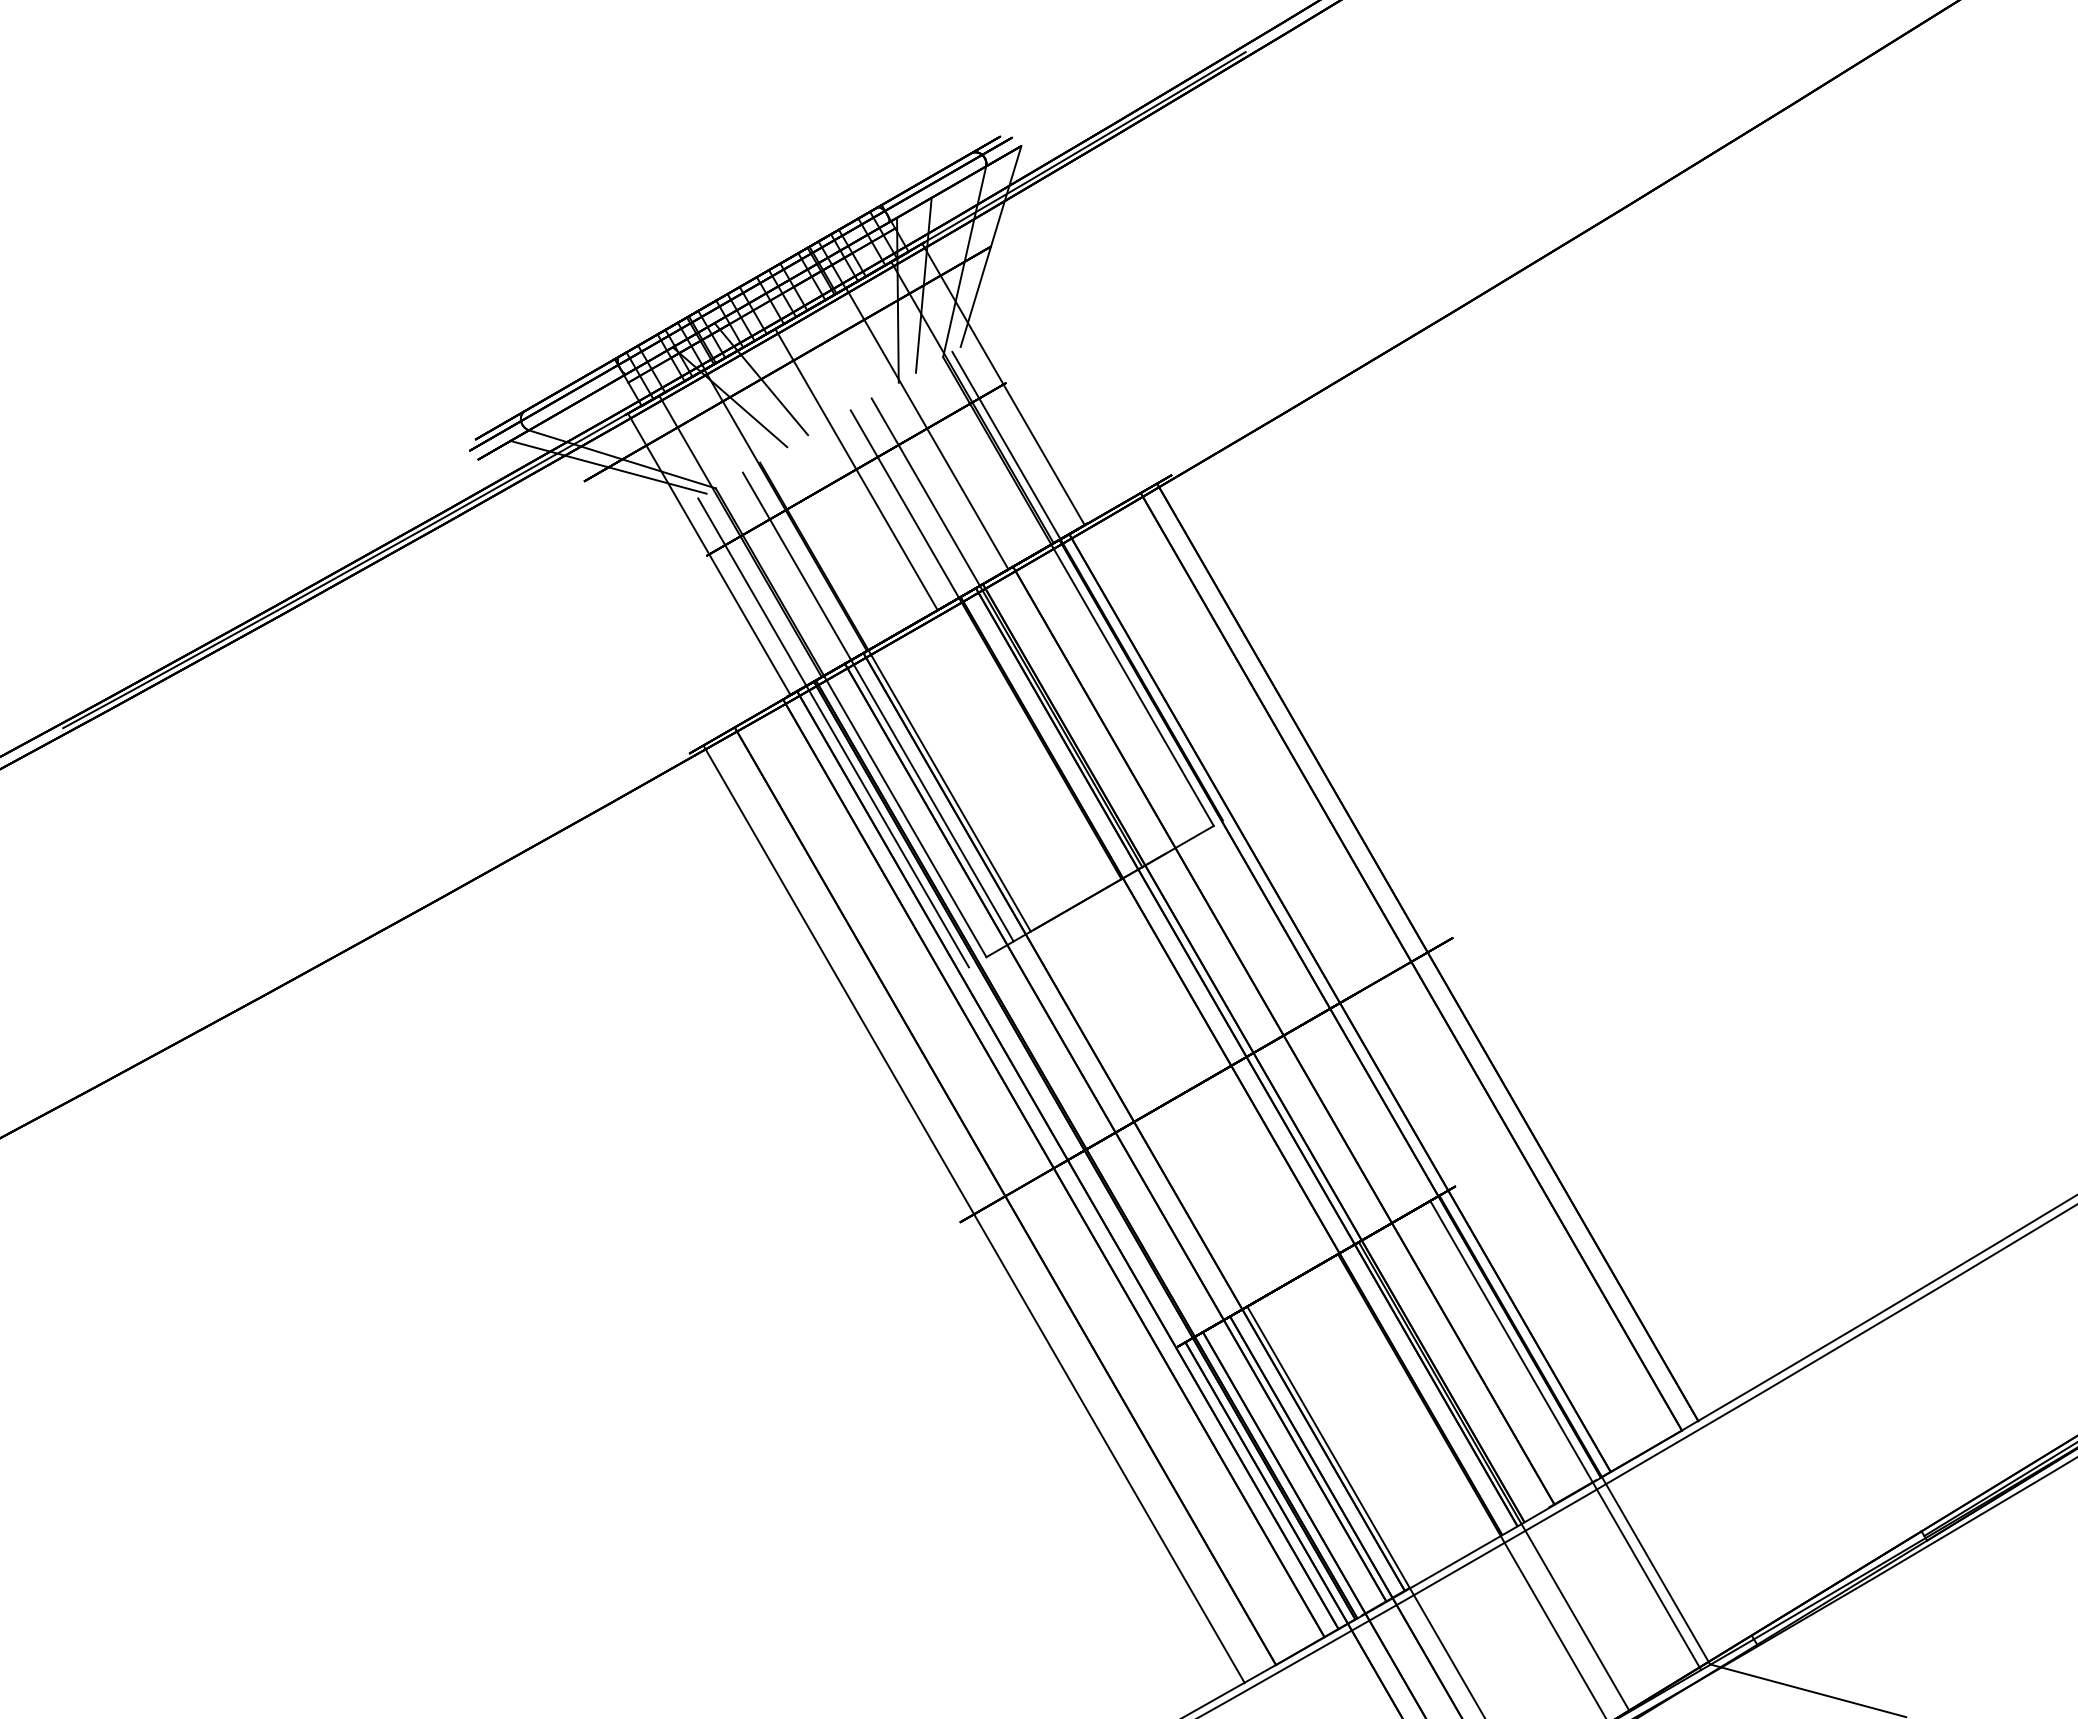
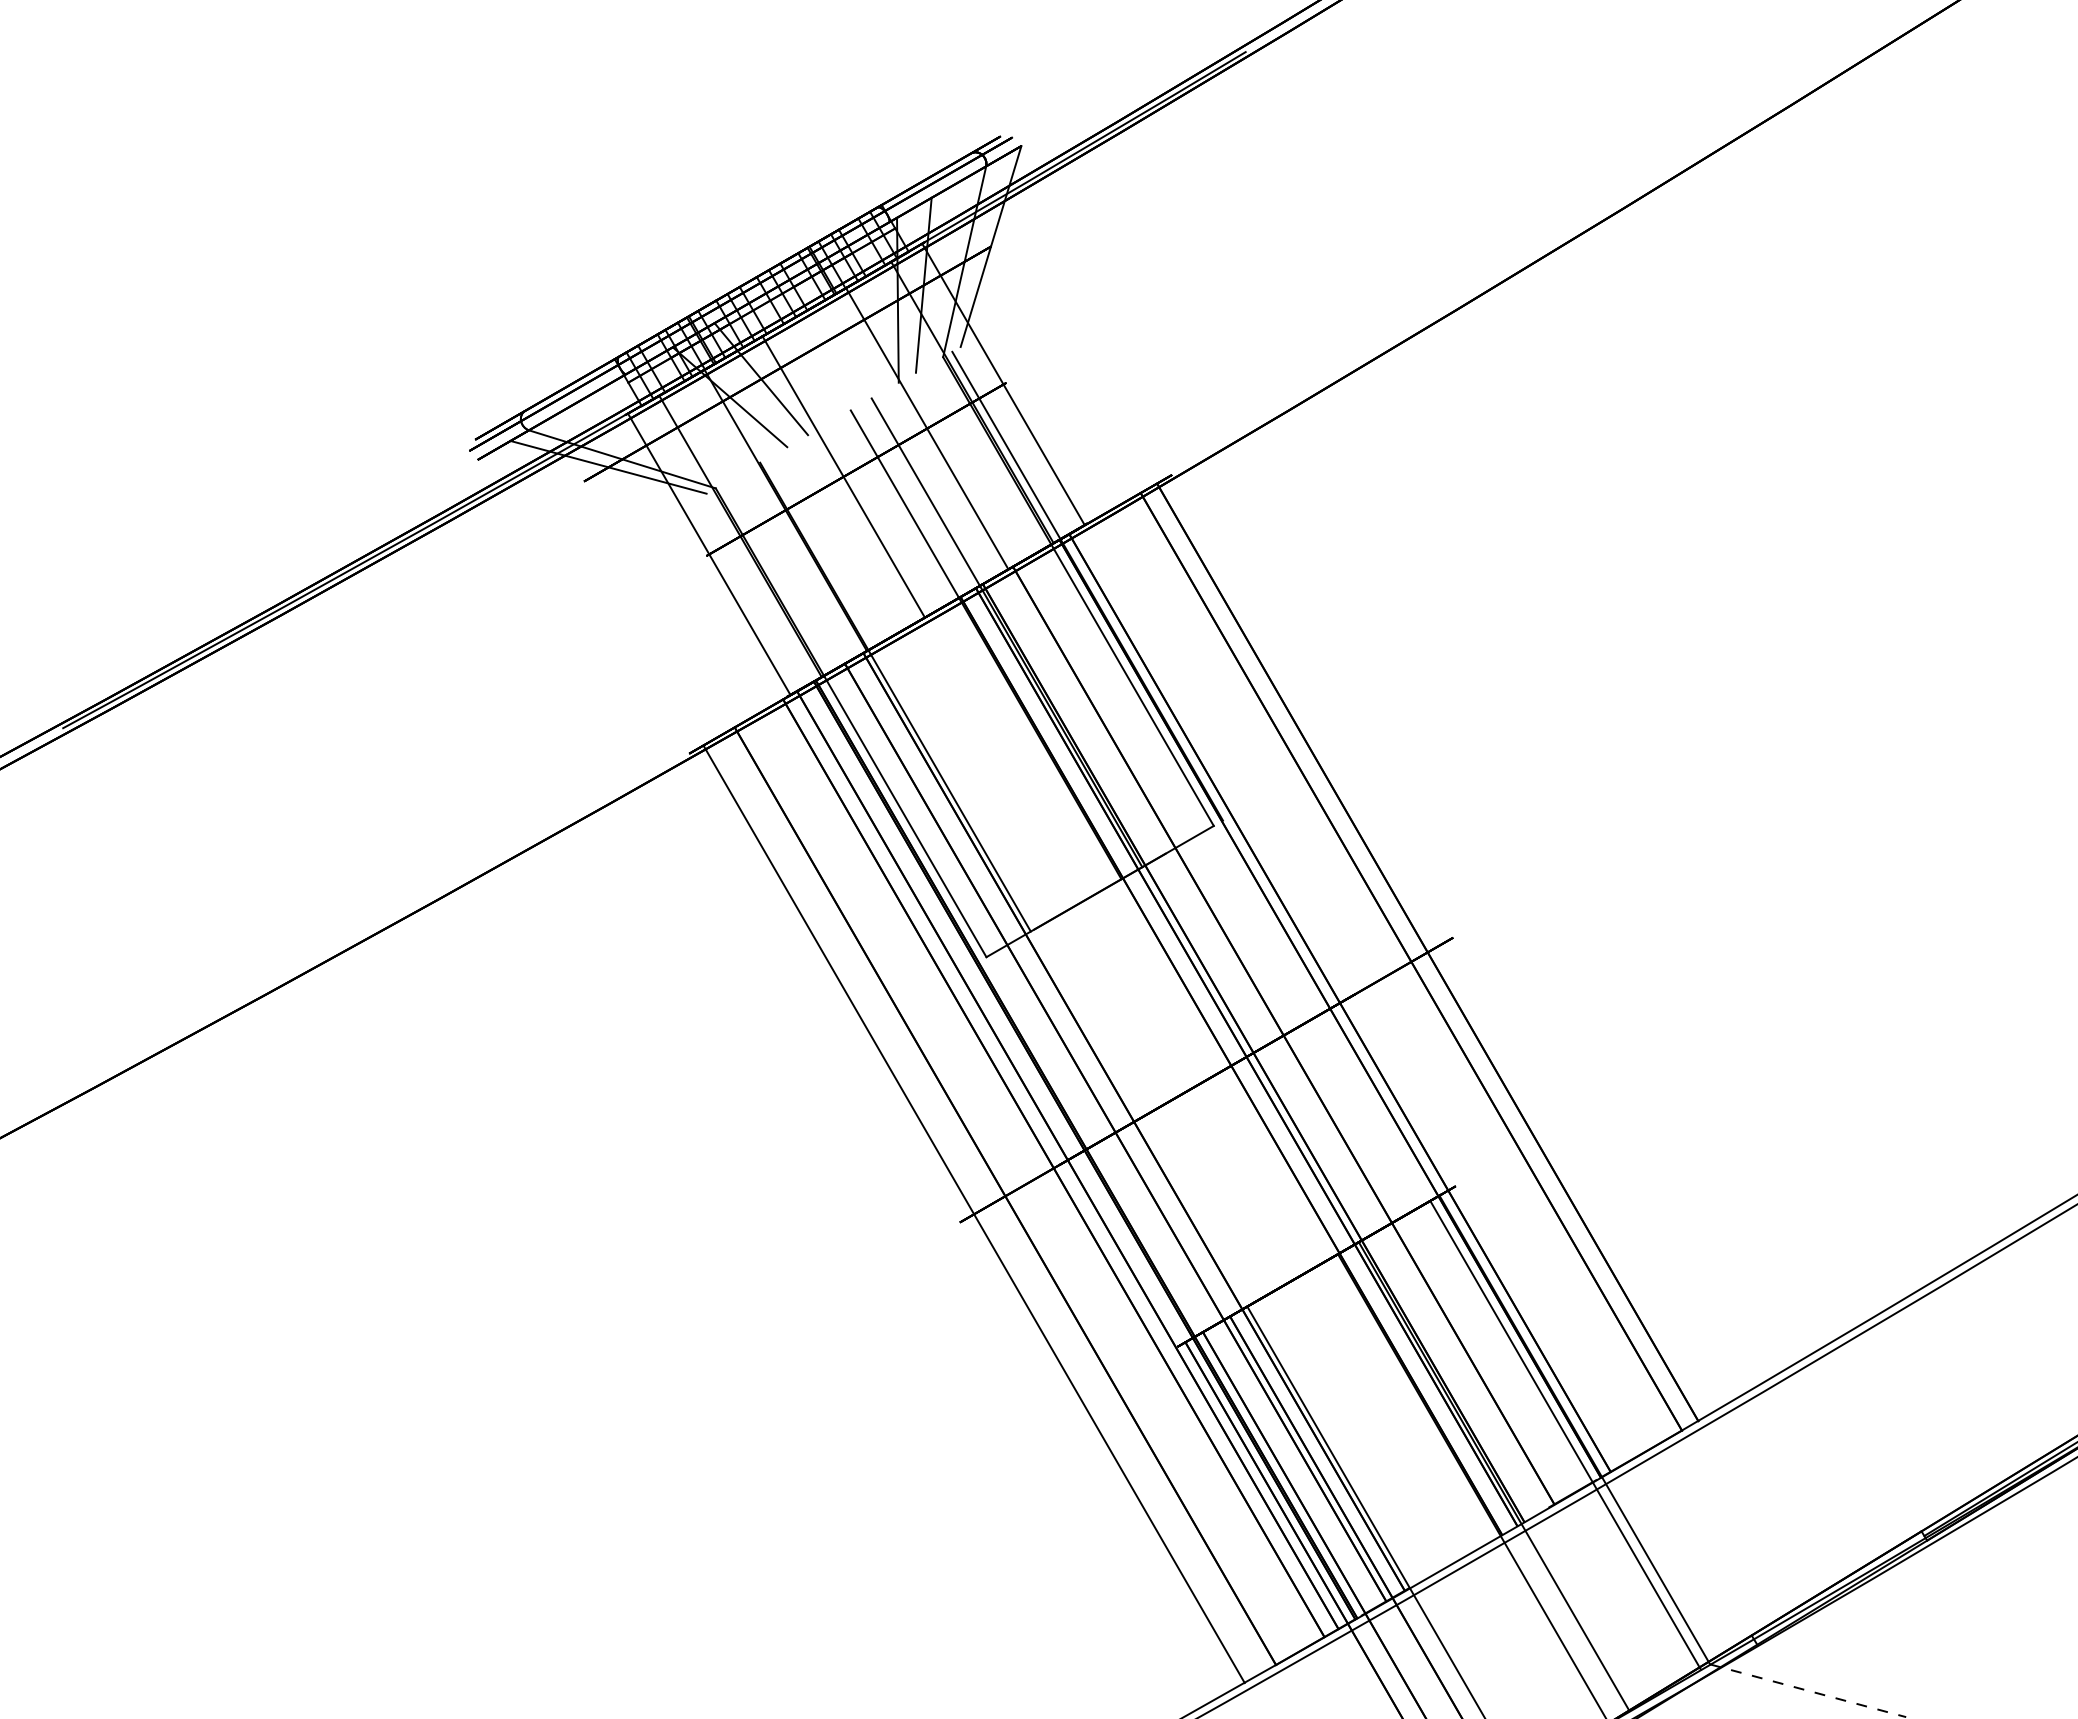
line position: (856, 469) -> (843, 476) (843, 476)
line: present -> none (877, 706)
line: present -> none (833, 732)
line: solid -> dashed (1808, 1690)
